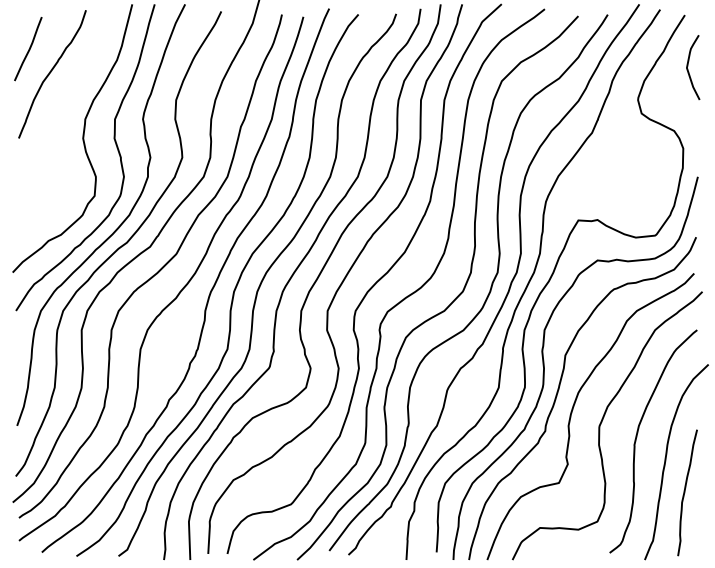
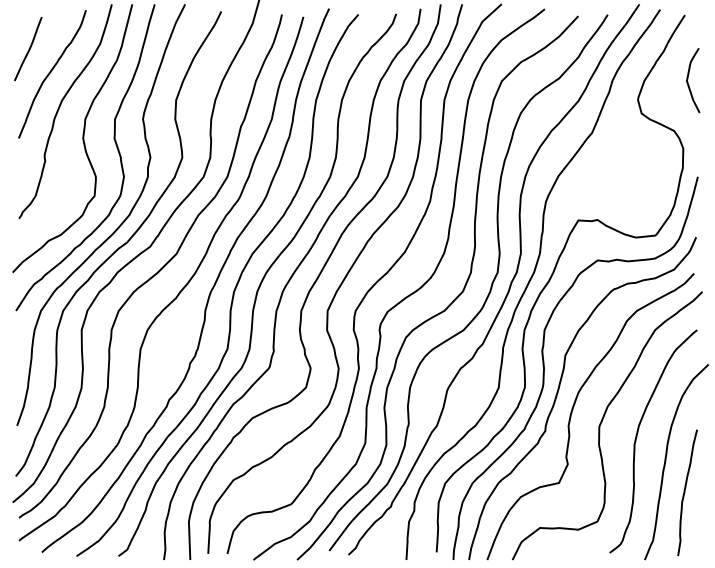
curve position: (688, 66) -> (688, 79) (688, 79)
curve: none -> present (59, 109)
